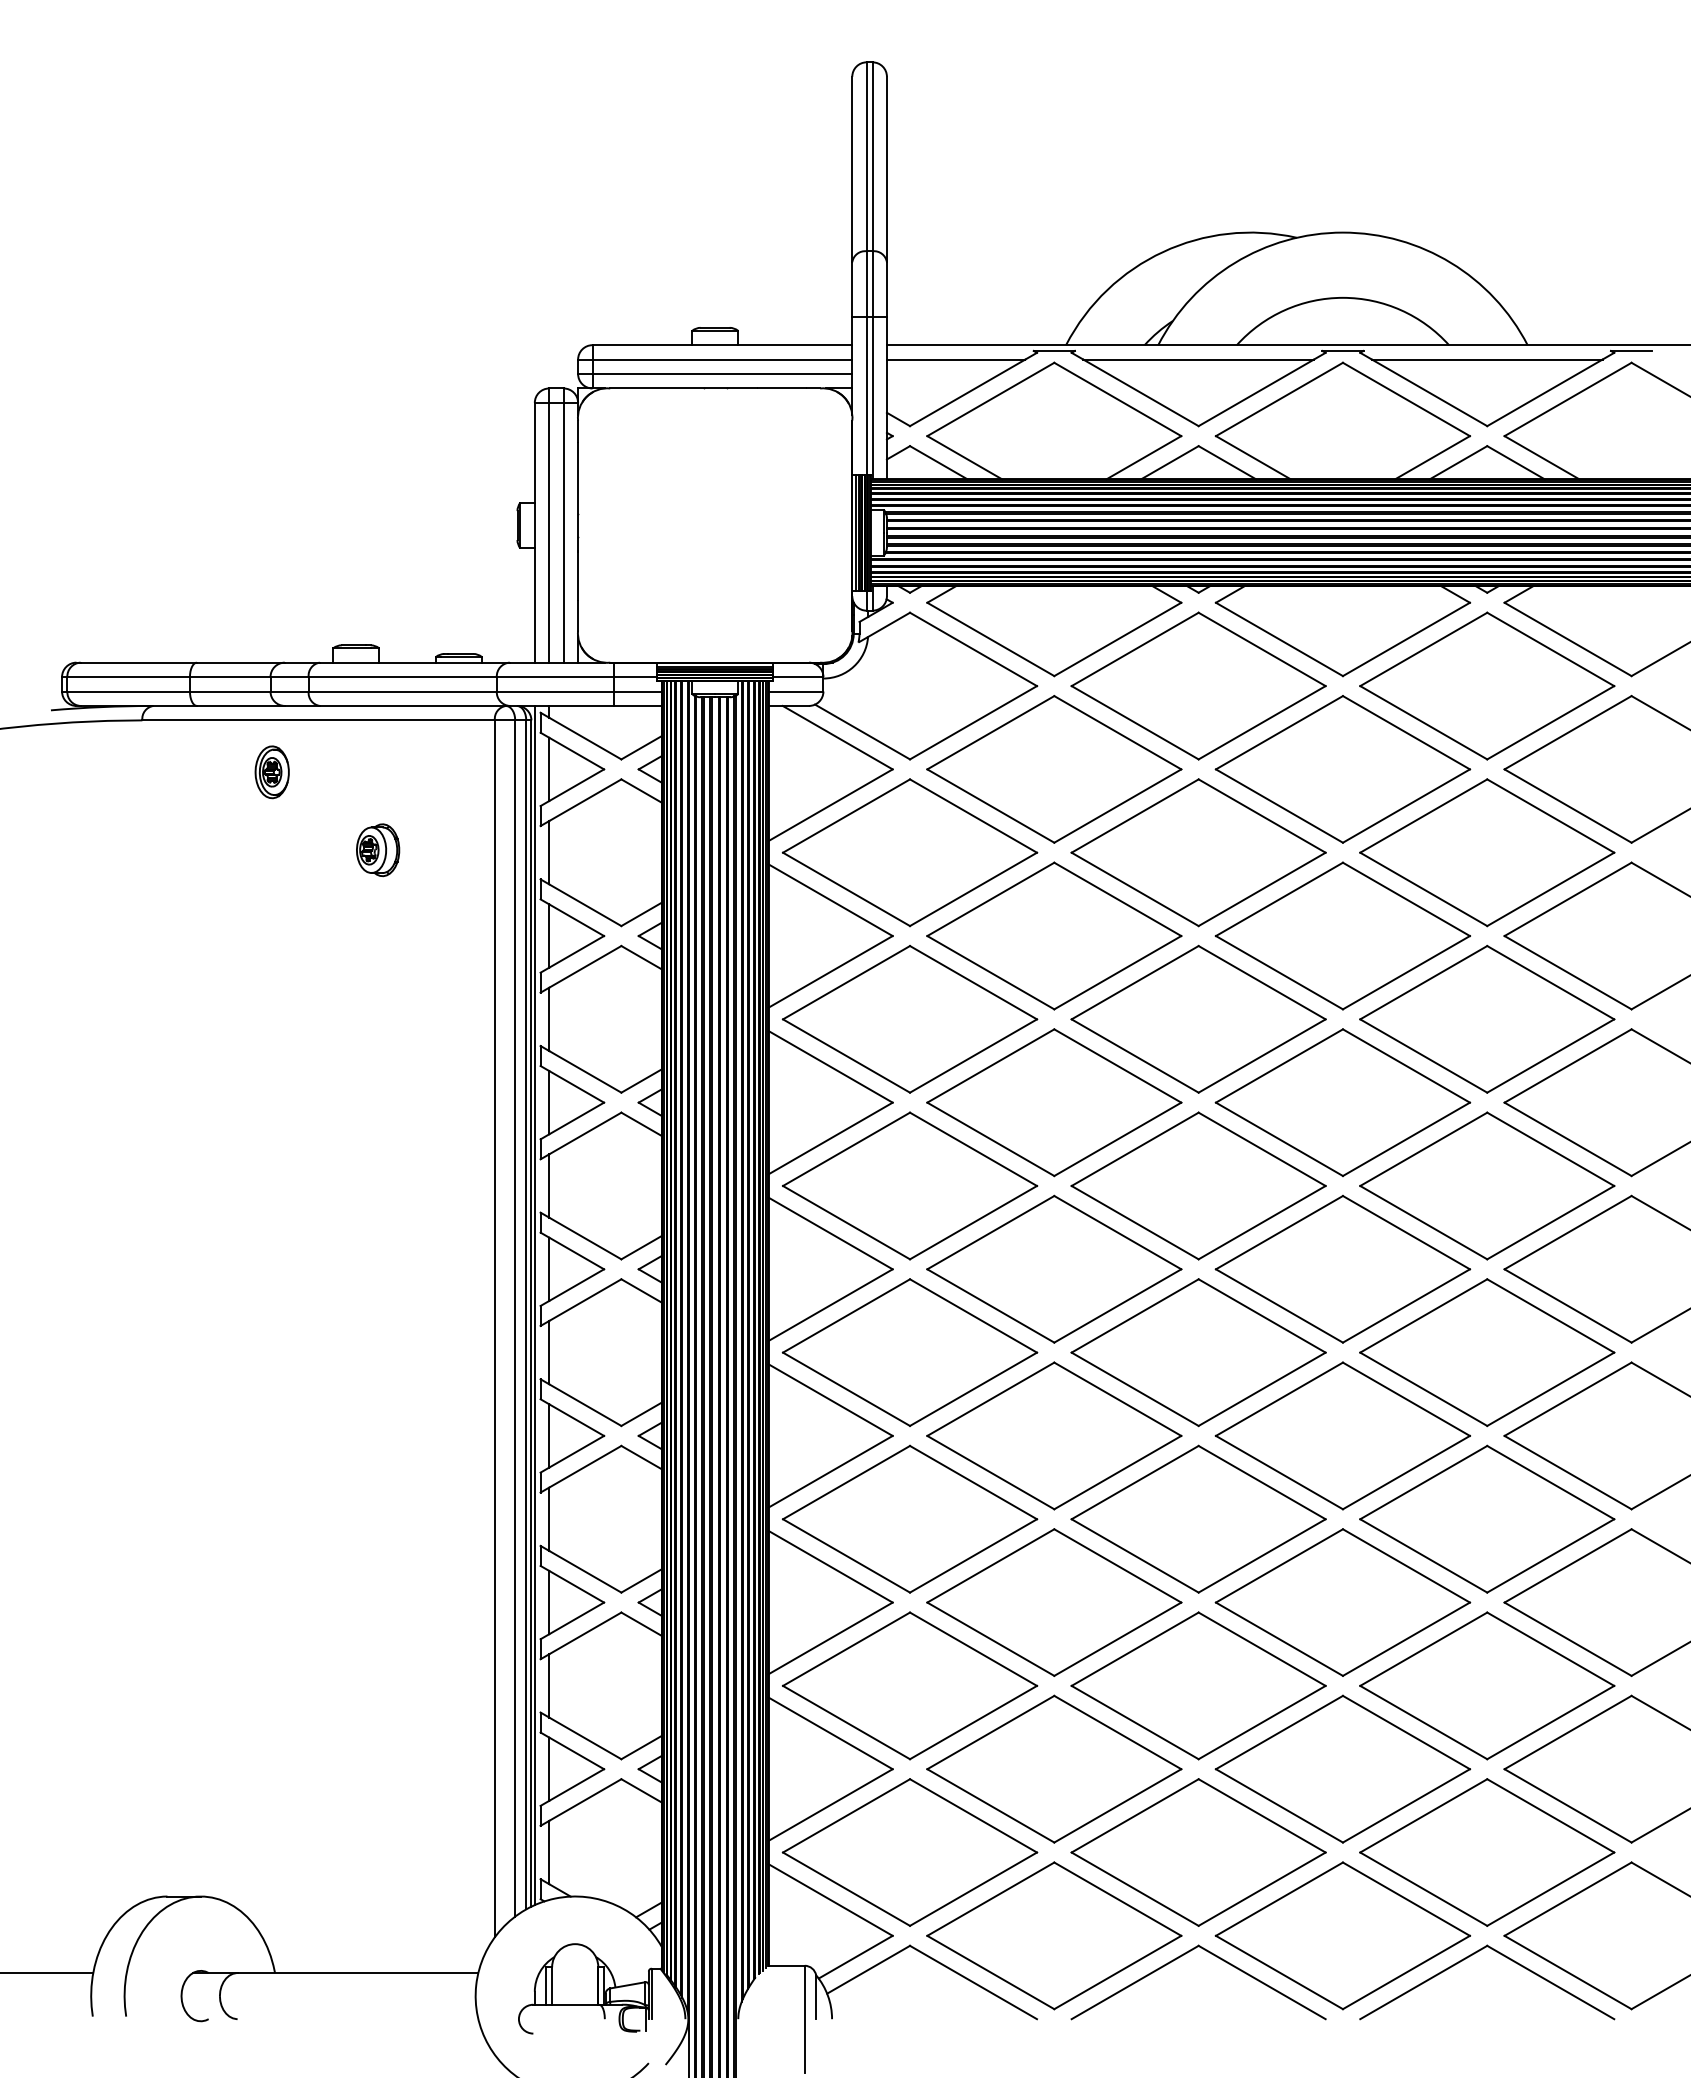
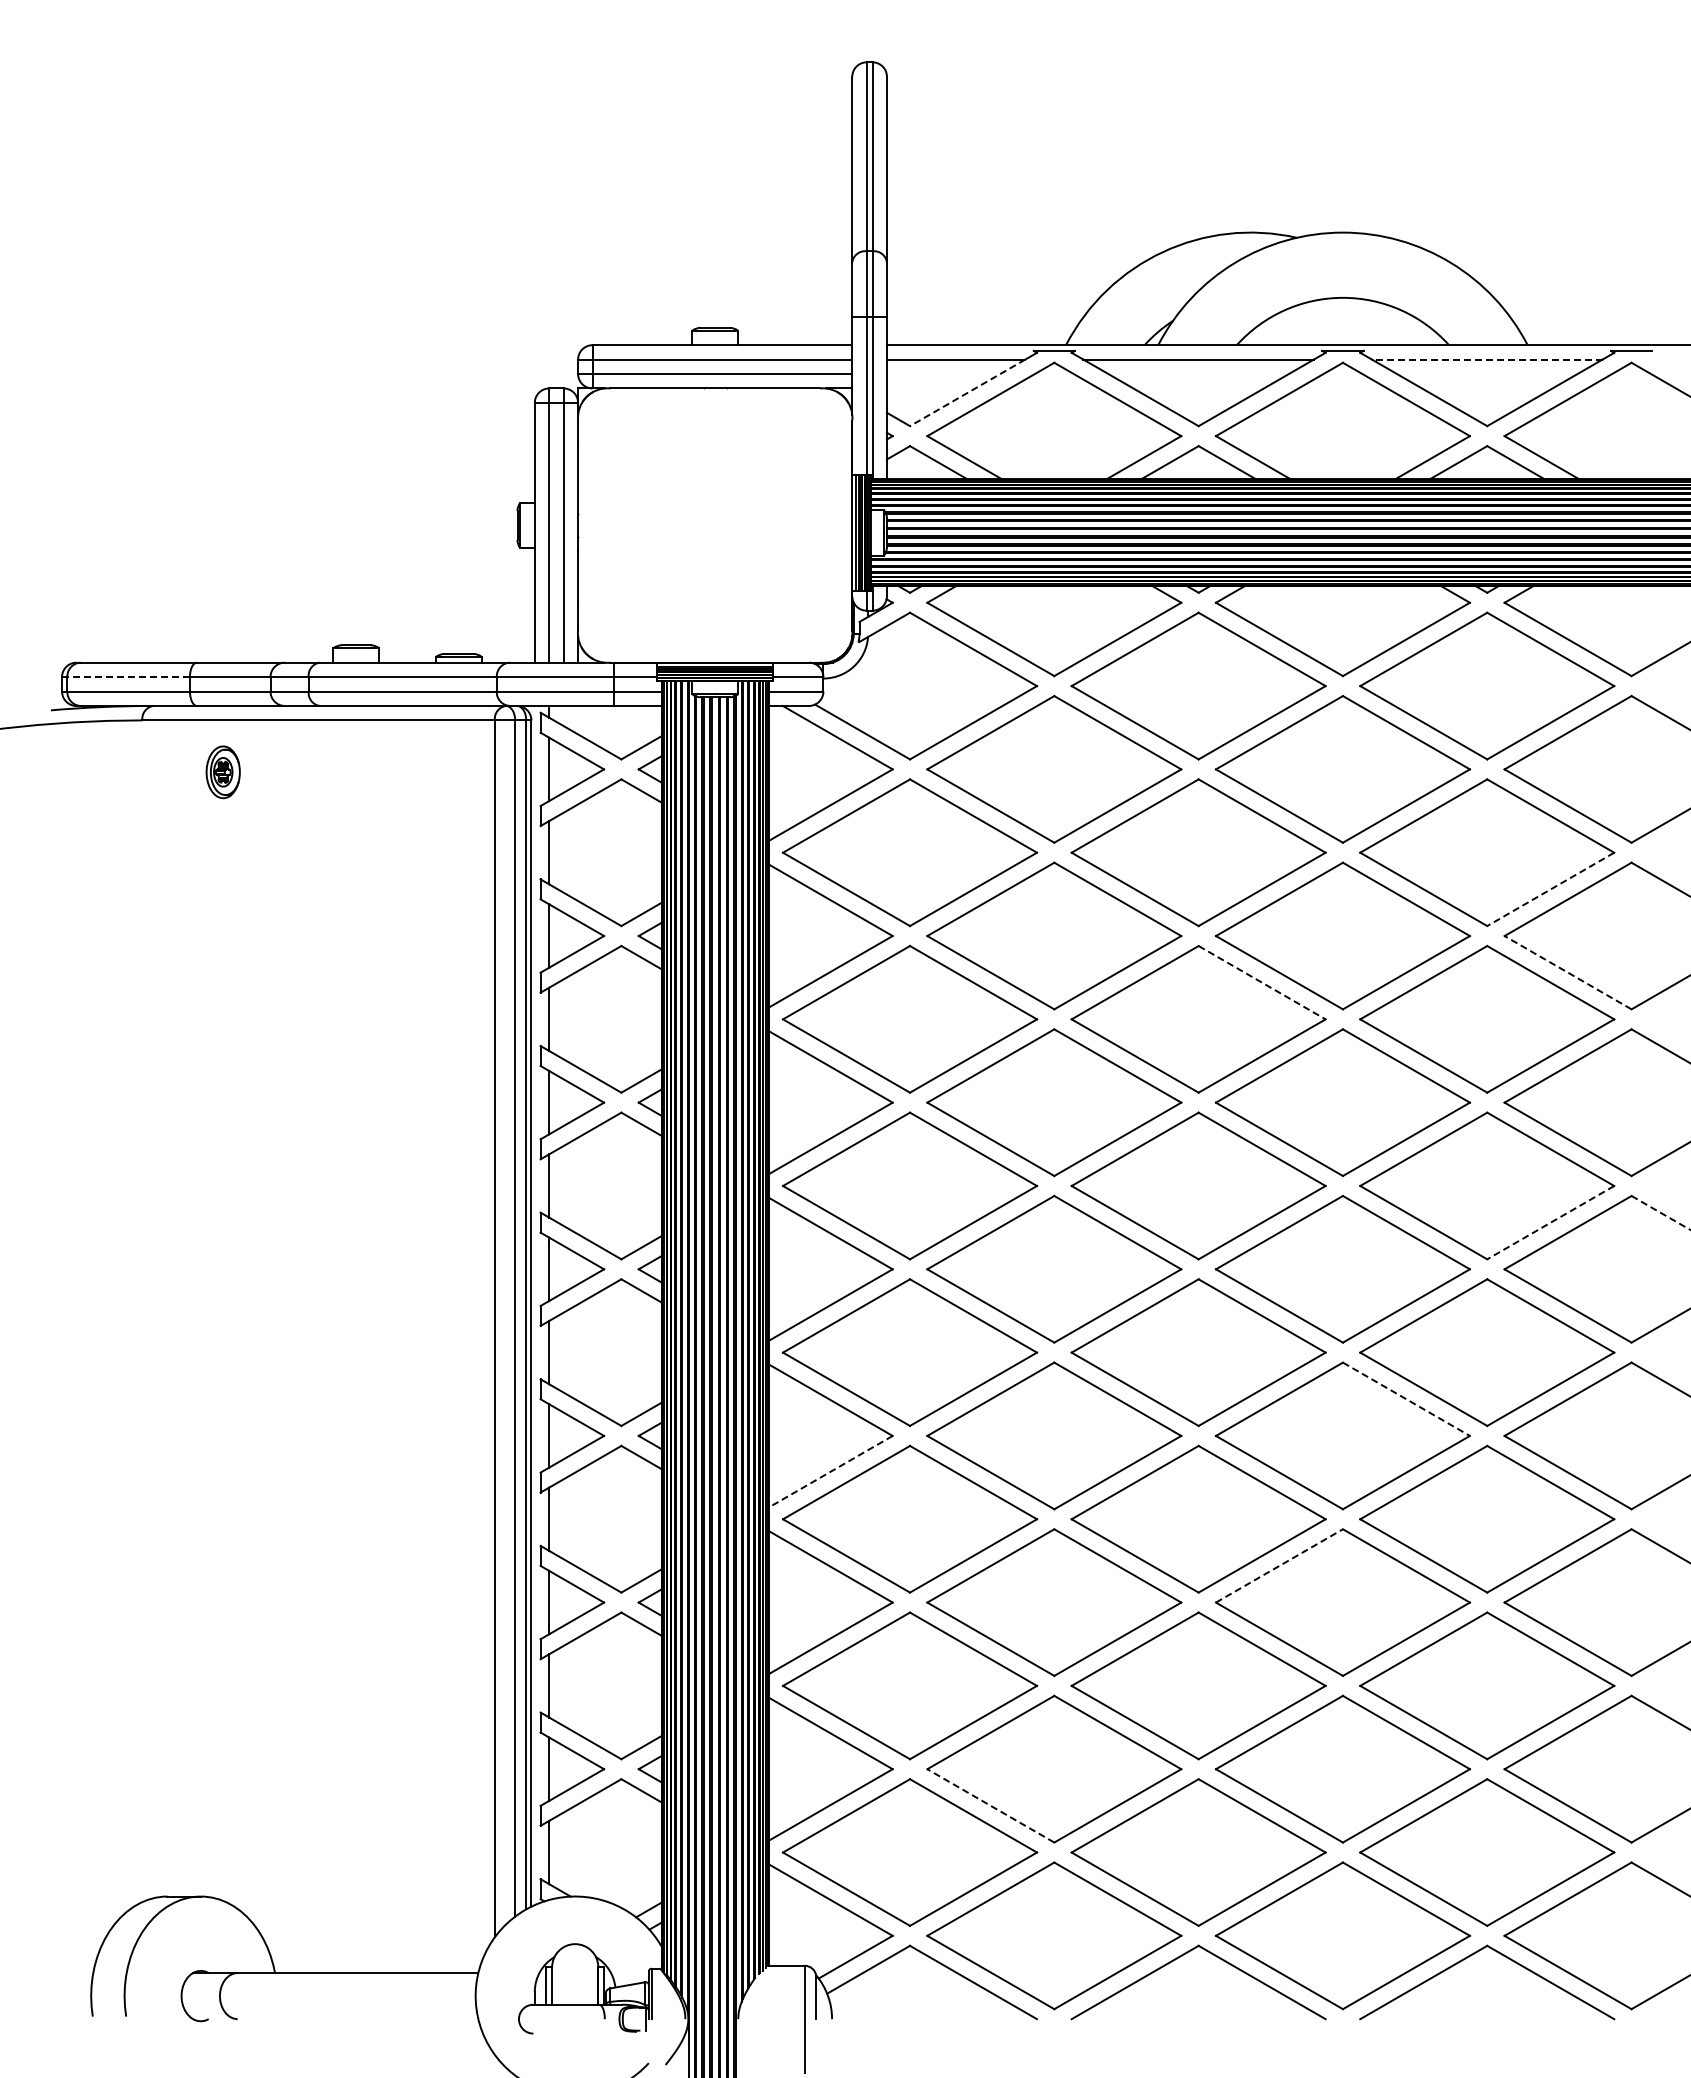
line: solid -> dashed (1486, 359)
line: solid -> dashed (967, 392)
line: solid -> dashed (128, 677)
part position: (271, 772) -> (222, 772) (222, 772)
part: present -> none (378, 850)
line: solid -> dashed (1550, 889)
line: solid -> dashed (1567, 972)
line: solid -> dashed (1262, 982)
line: solid -> dashed (1660, 1212)
line: solid -> dashed (1550, 1222)
line: present -> none (534, 1305)
line: solid -> dashed (1406, 1399)
line: solid -> dashed (830, 1471)
line: solid -> dashed (1279, 1565)
line: solid -> dashed (990, 1805)
line: present -> none (47, 1973)
